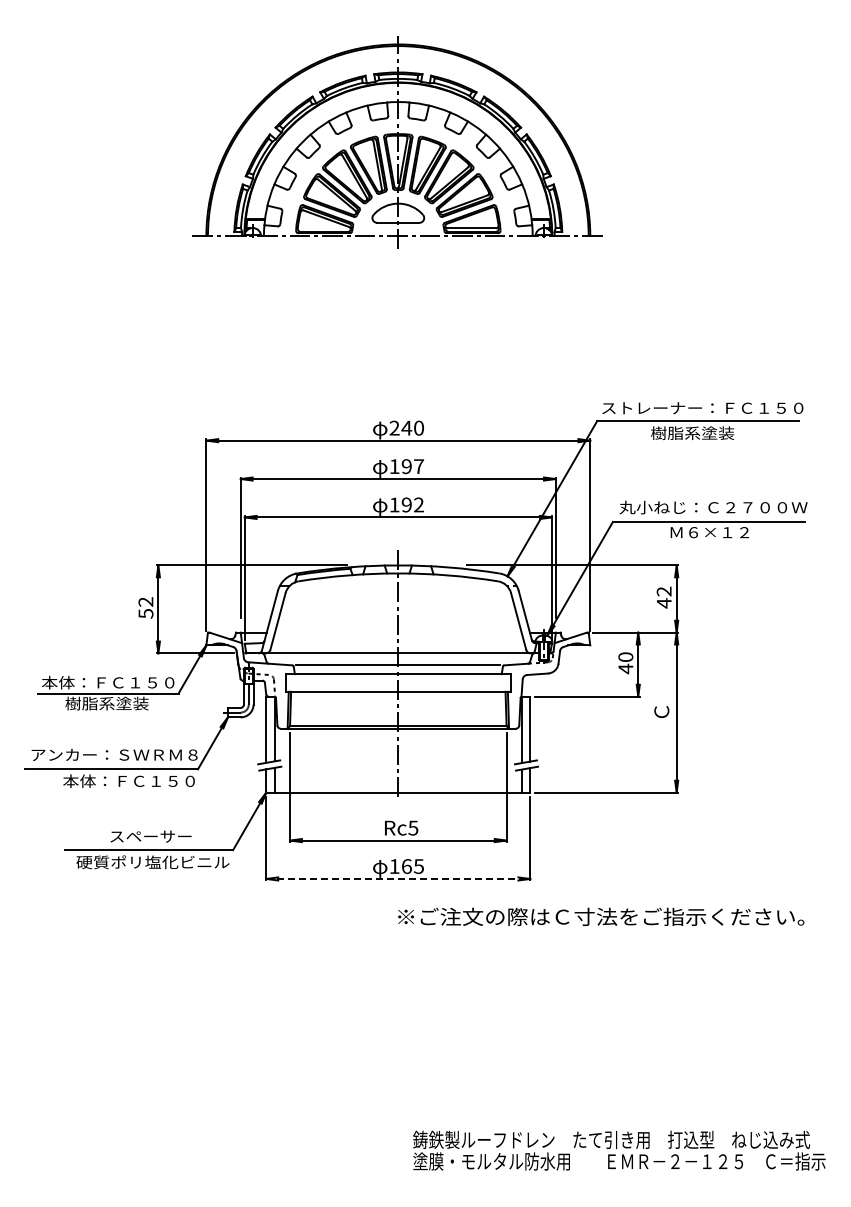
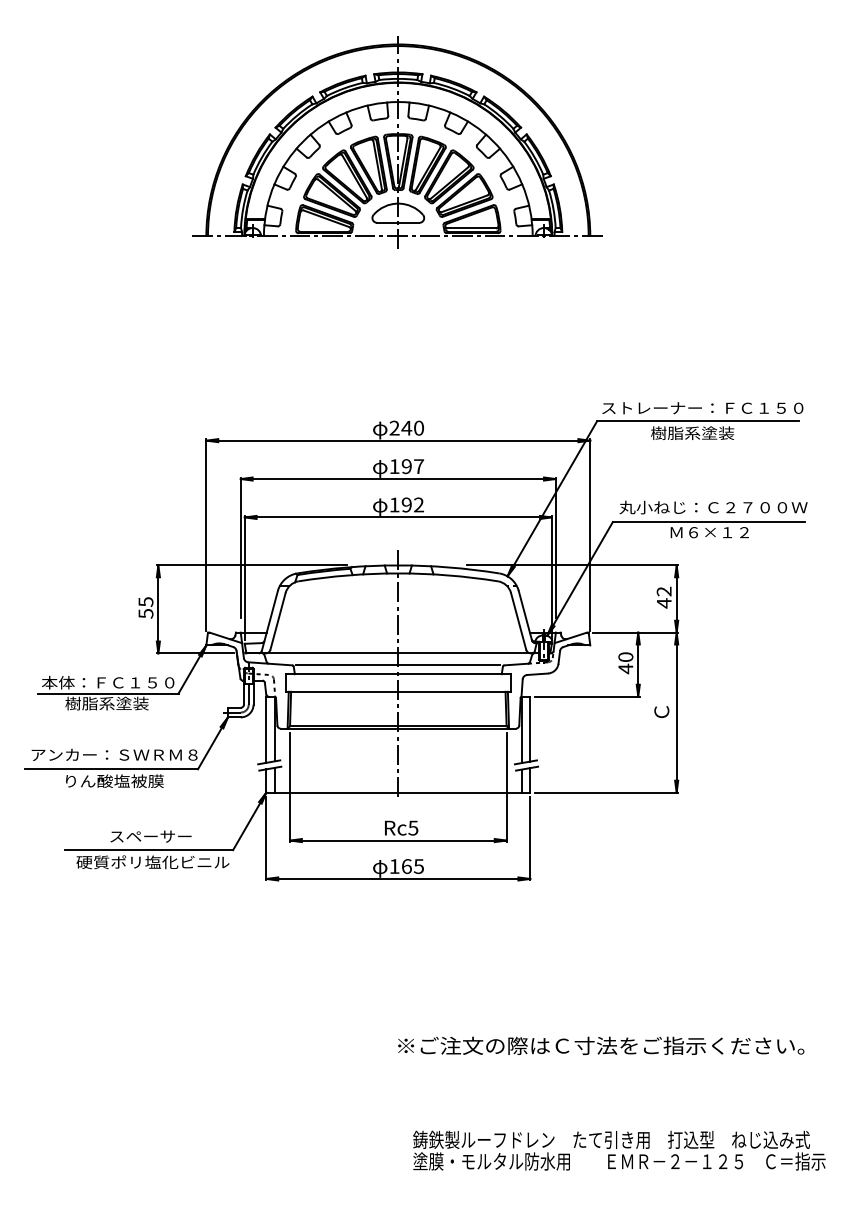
text: 52 -> 55 (145, 601)
text: 本体：ＦＣ１５０ -> りん酸塩被膜 (128, 781)
line: dashed -> solid (398, 878)
text position: (601, 916) -> (601, 1045) (601, 1045)
